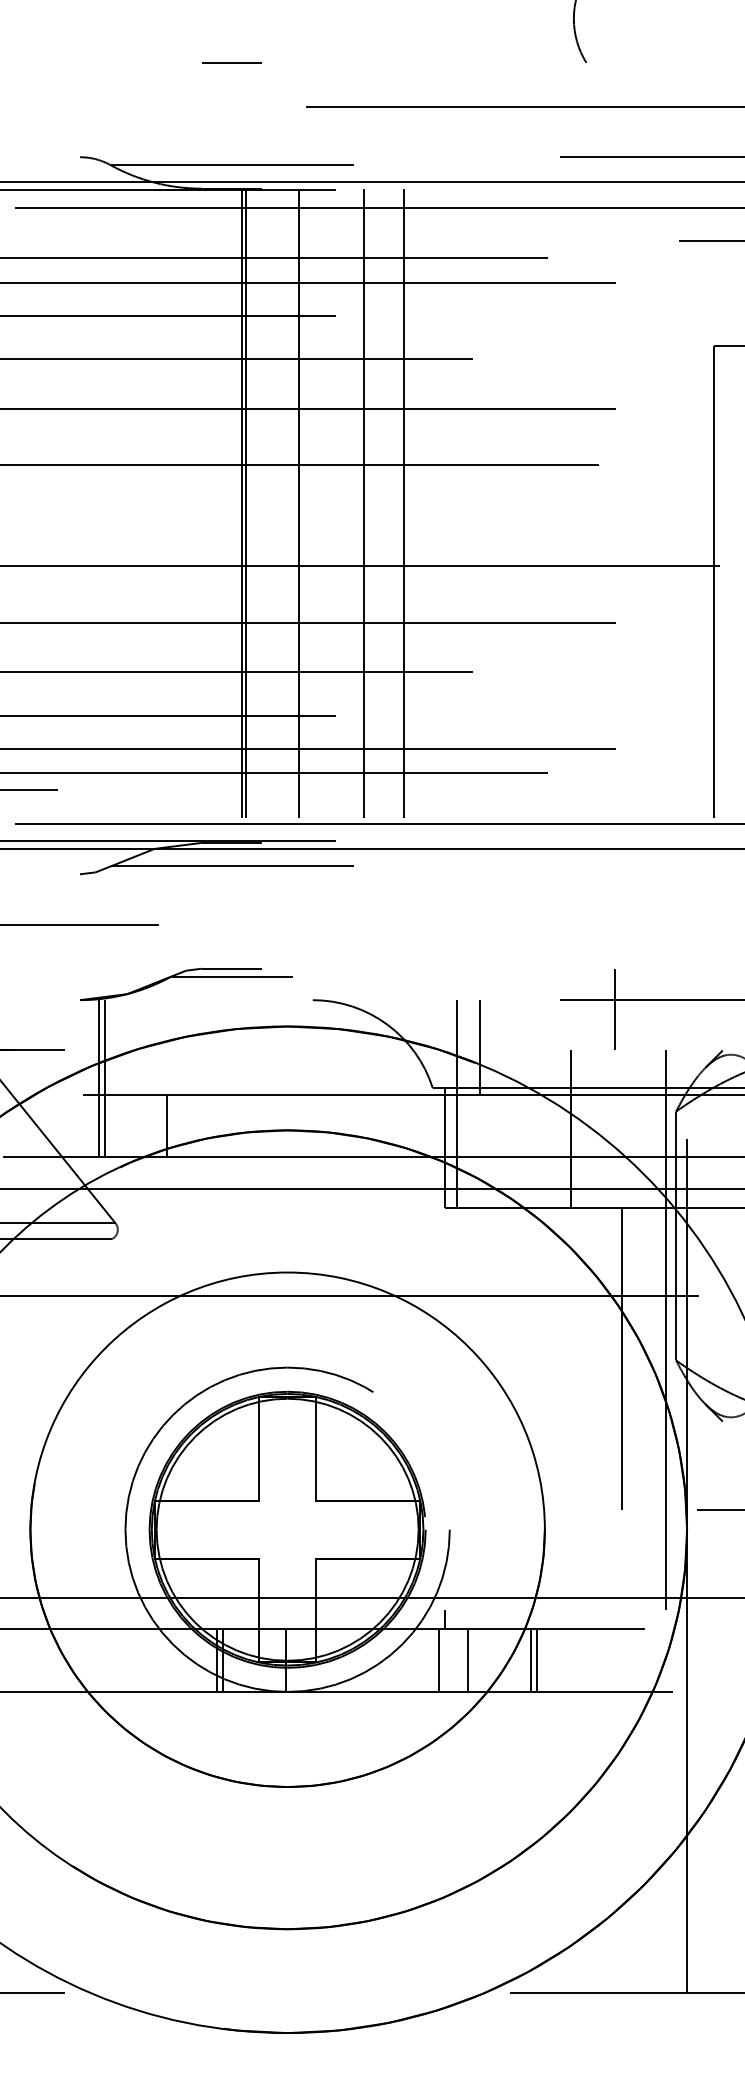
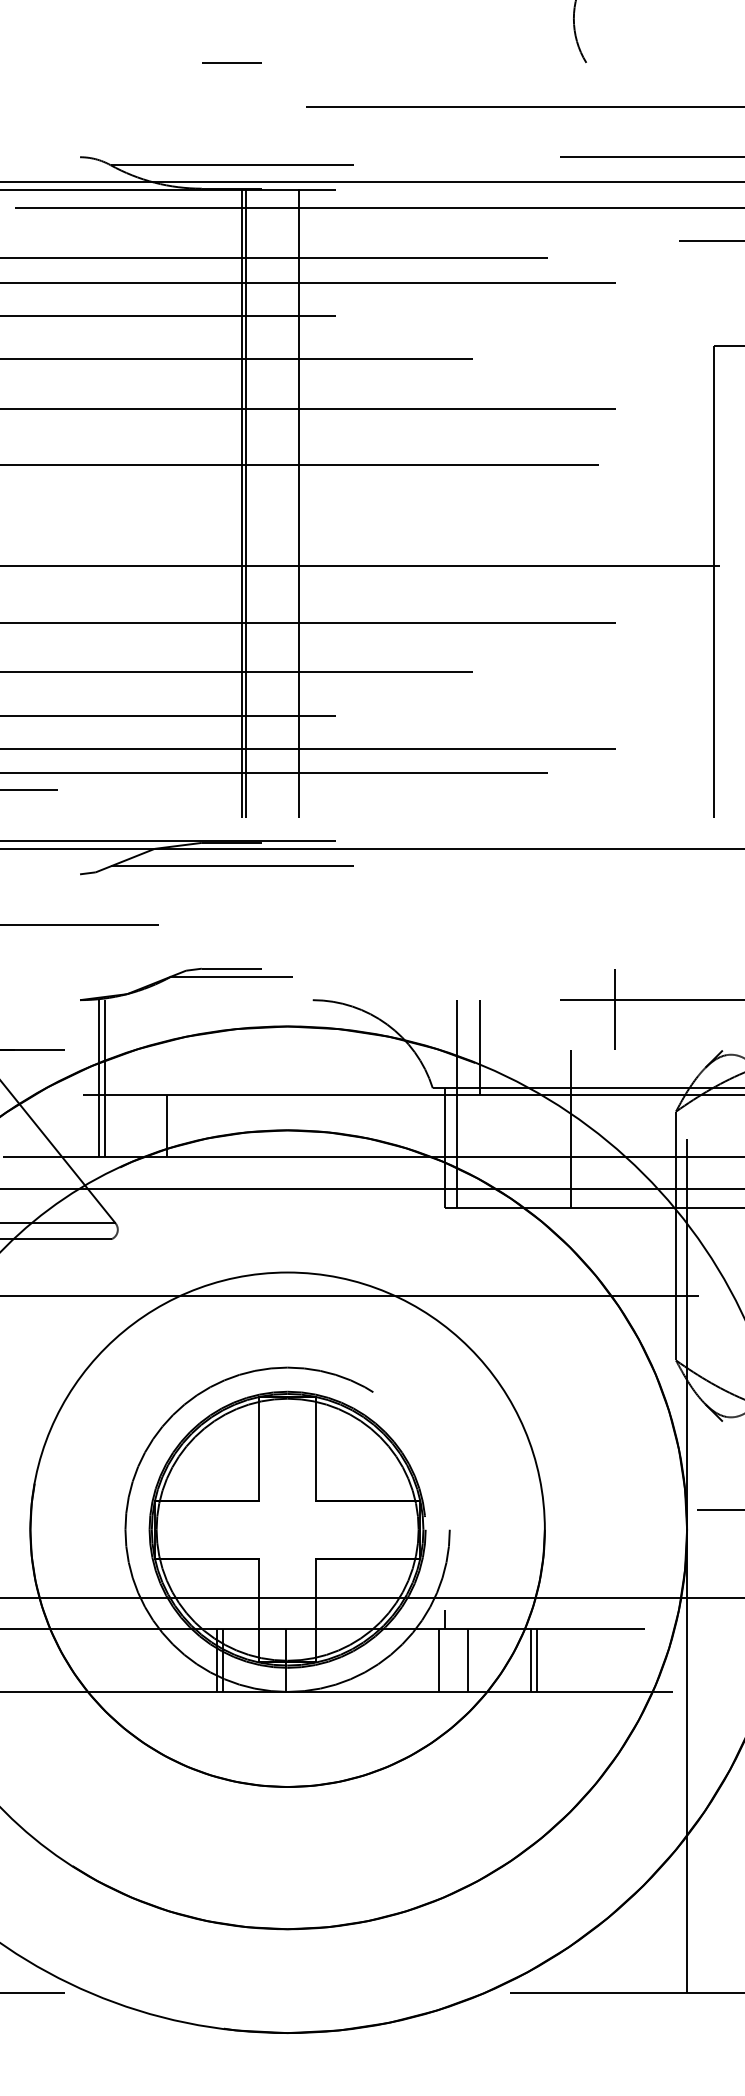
line: present -> none (364, 502)
line: present -> none (404, 502)
line: present -> none (371, 824)
line: present -> none (665, 1330)
line: present -> none (621, 1358)
